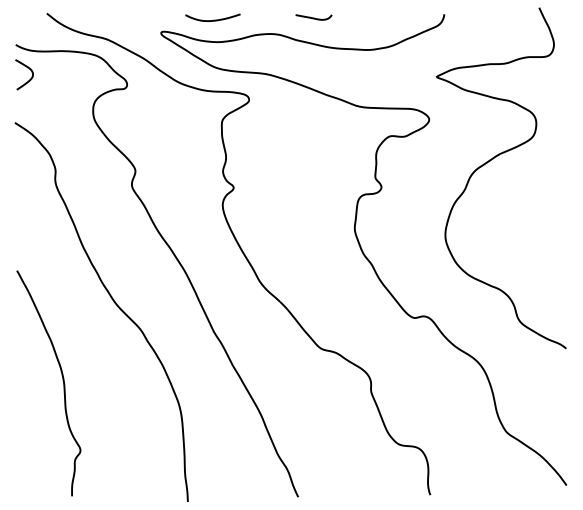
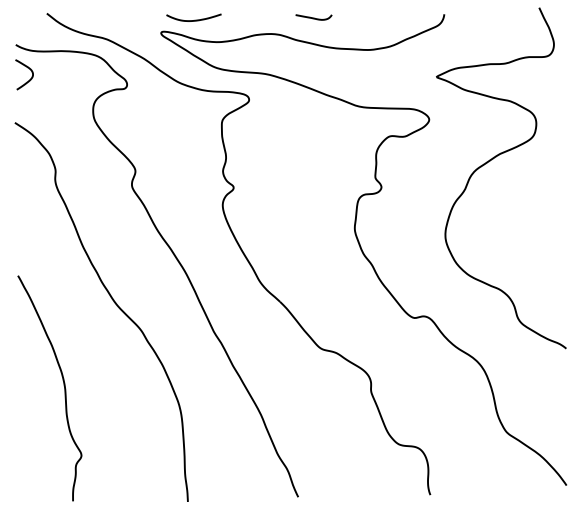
curve position: (213, 19) -> (194, 19) (194, 19)
curve position: (62, 380) -> (63, 385) (63, 385)
